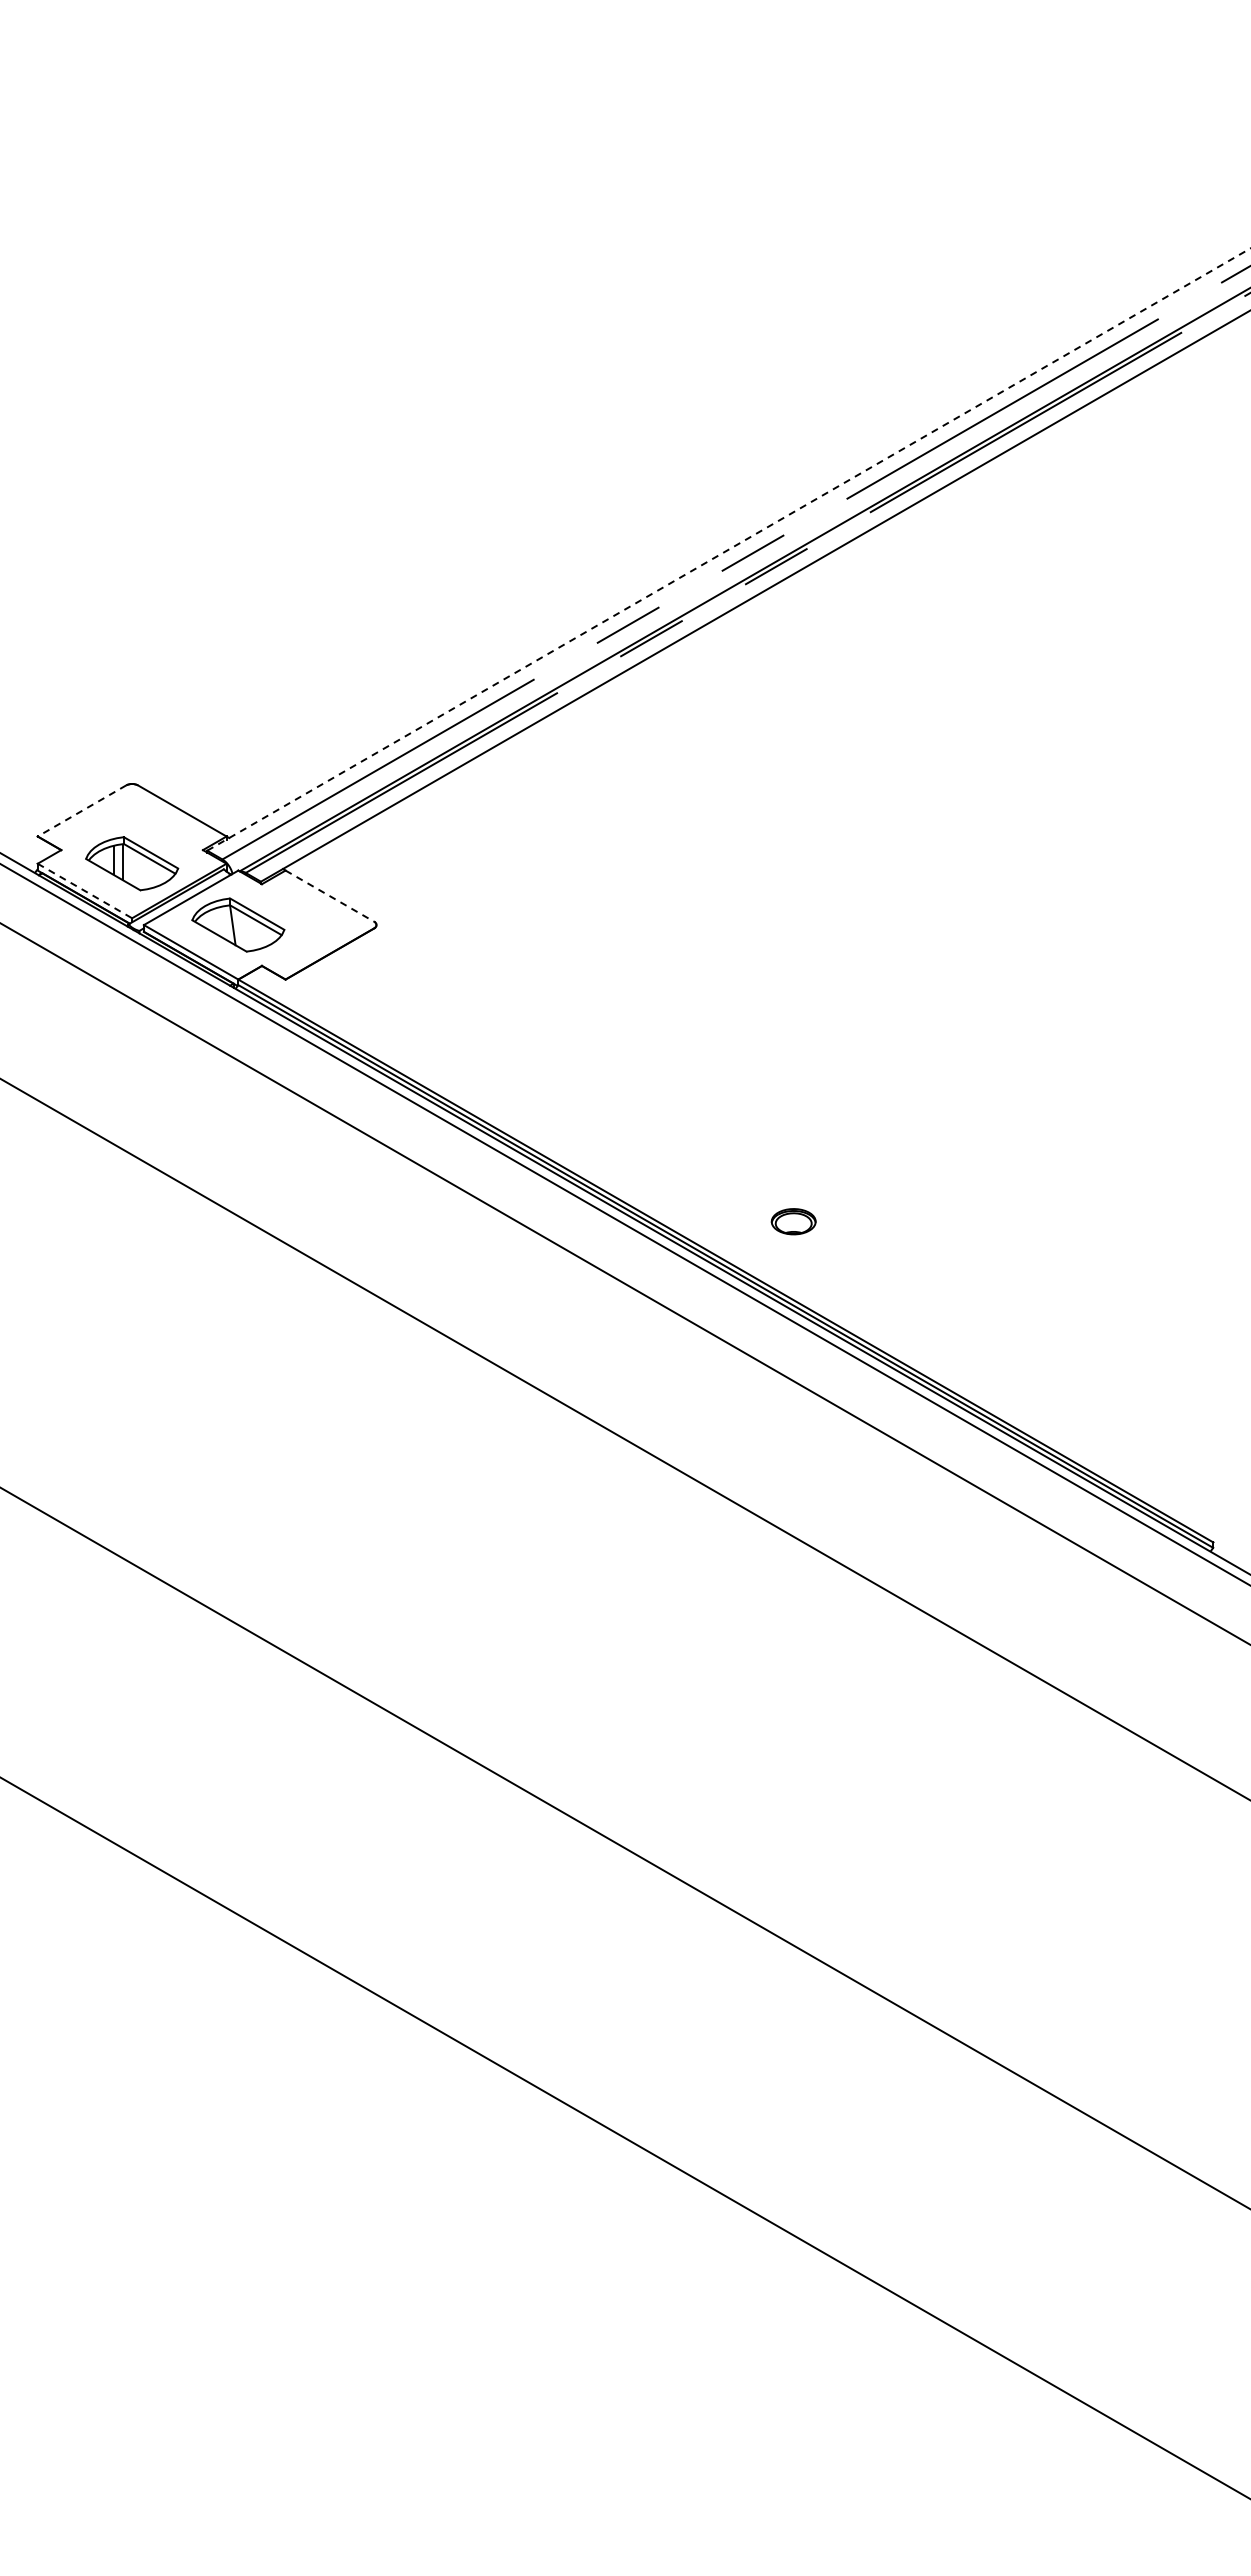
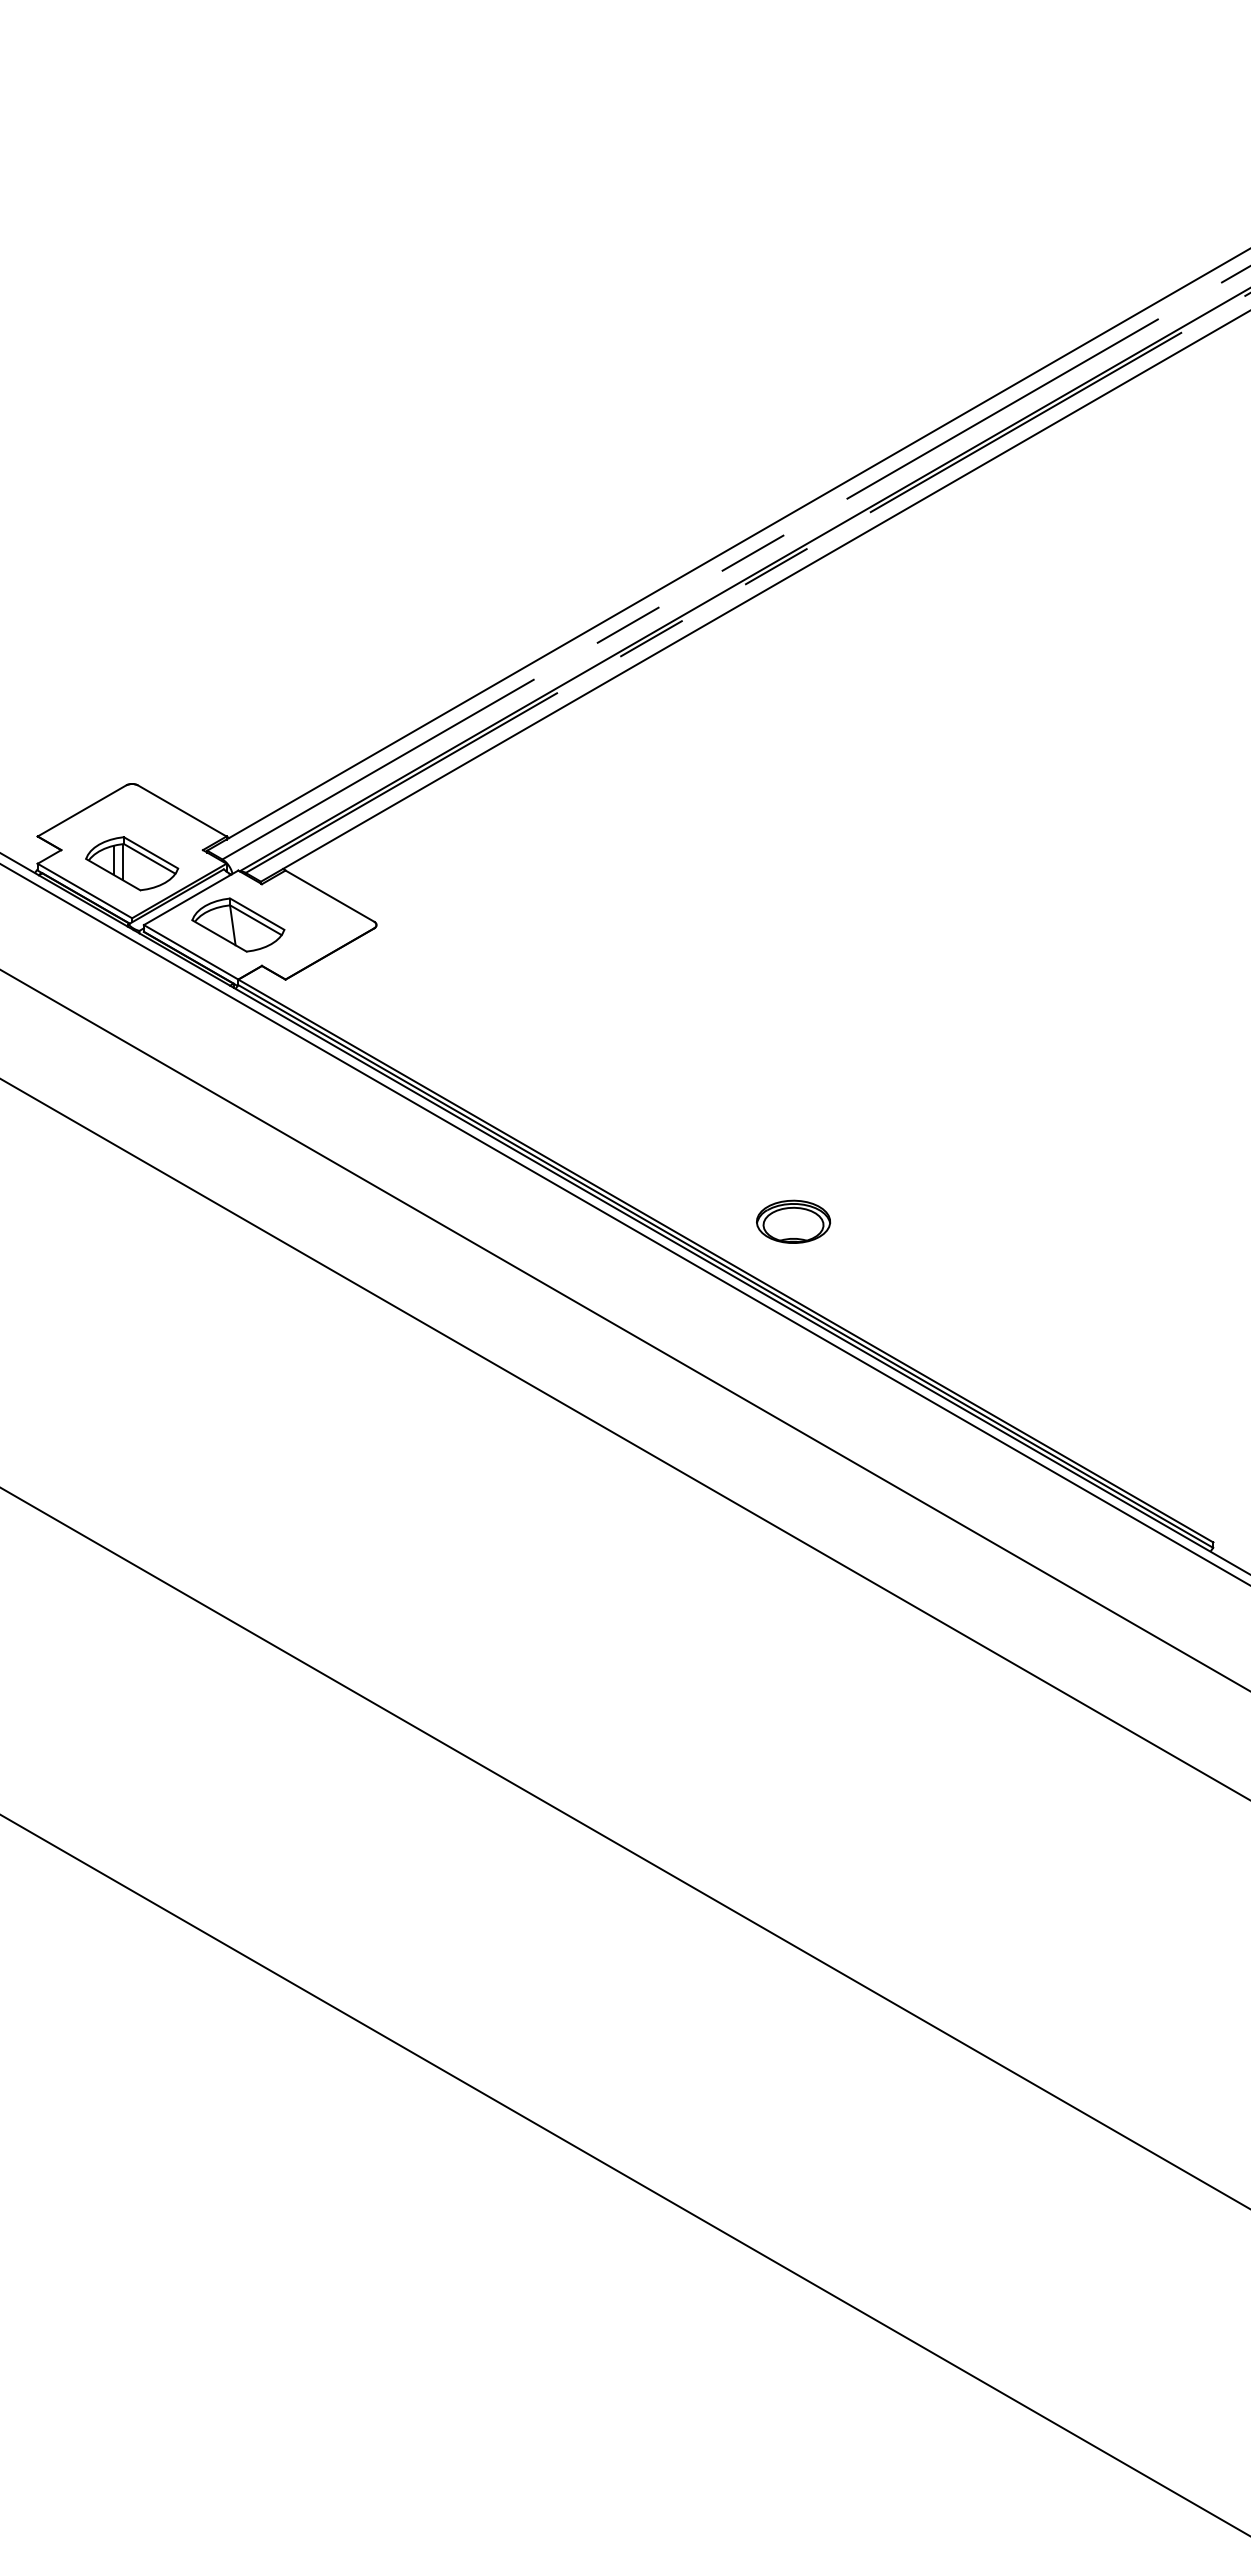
line: dashed -> solid (729, 549)
line: dashed -> solid (81, 811)
line: dashed -> solid (84, 891)
line: dashed -> solid (330, 896)
part size: 47x28 px -> 76x45 px (793, 1221)
line position: (624, 1283) -> (624, 1329) (624, 1329)
line position: (624, 2137) -> (624, 2175) (624, 2175)
